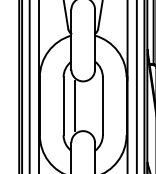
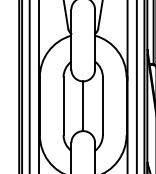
line position: (75, 106) -> (83, 106) (83, 106)
